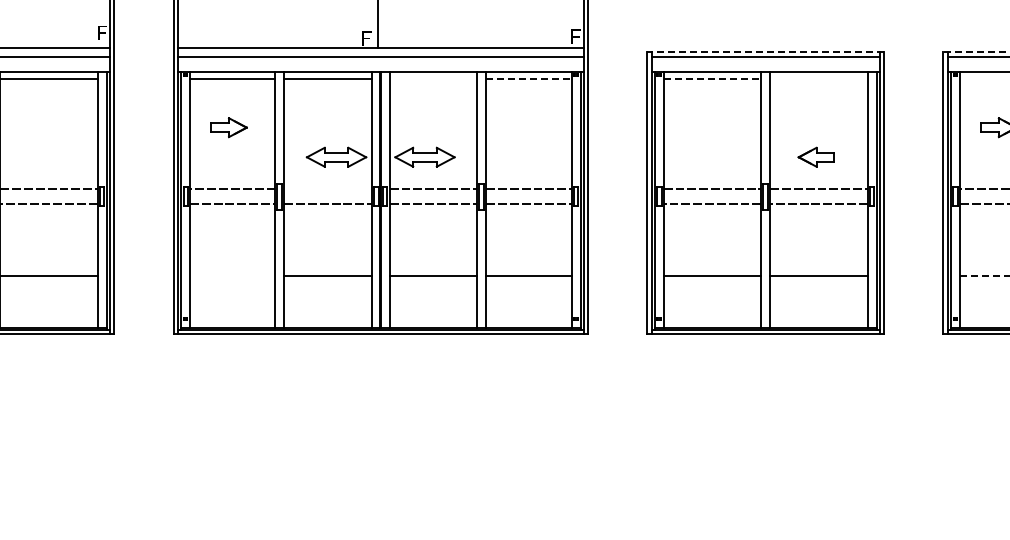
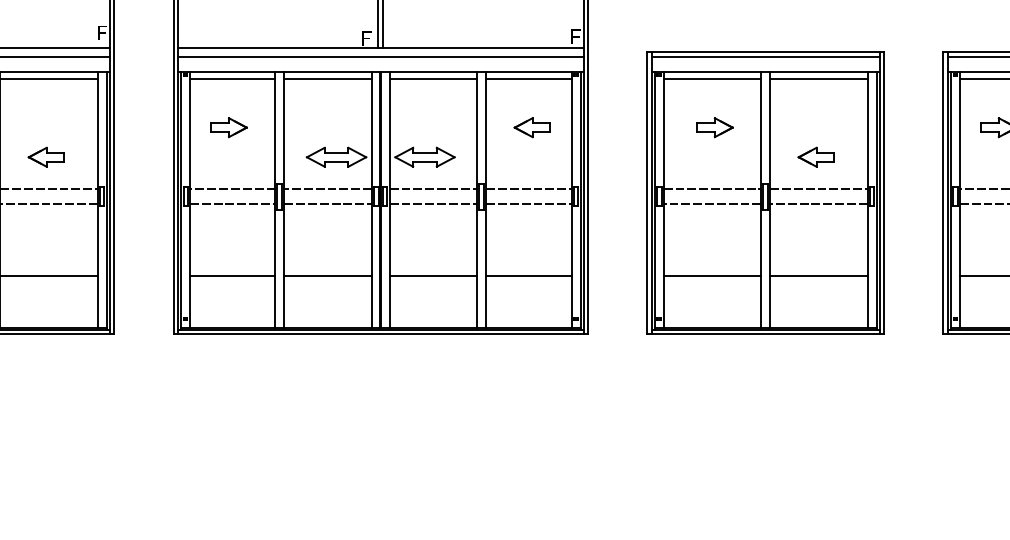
line: none -> present (383, 24)
line: dashed -> solid (765, 52)
line: dashed -> solid (976, 52)
line: none -> present (433, 79)
line: dashed -> solid (528, 79)
line: dashed -> solid (712, 79)
line: none -> present (818, 79)
line: none -> present (982, 79)
part: none -> present (531, 127)
part: none -> present (714, 127)
part: none -> present (45, 156)
line: none -> present (327, 189)
line: none -> present (232, 275)
line: dashed -> solid (984, 275)
